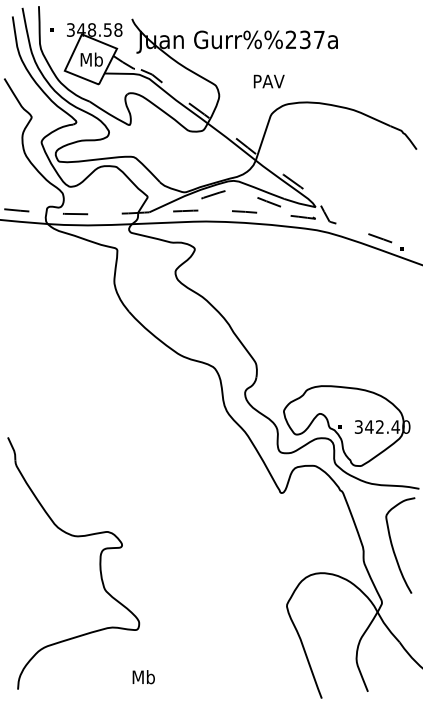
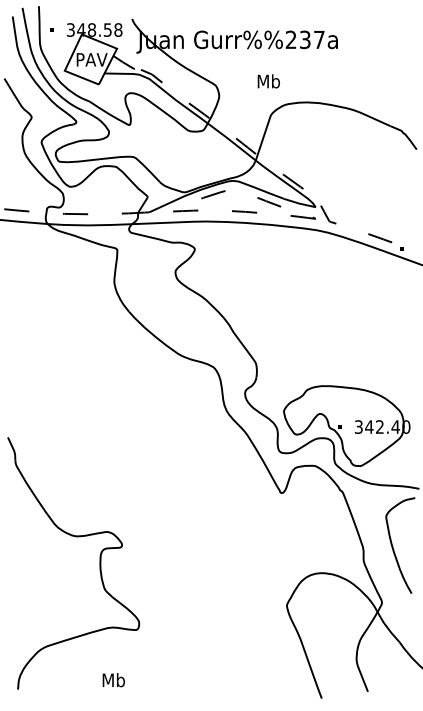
text: Mb -> PAV (91, 59)
text: PAV -> Mb (268, 81)
text position: (143, 677) -> (113, 680) (113, 680)
